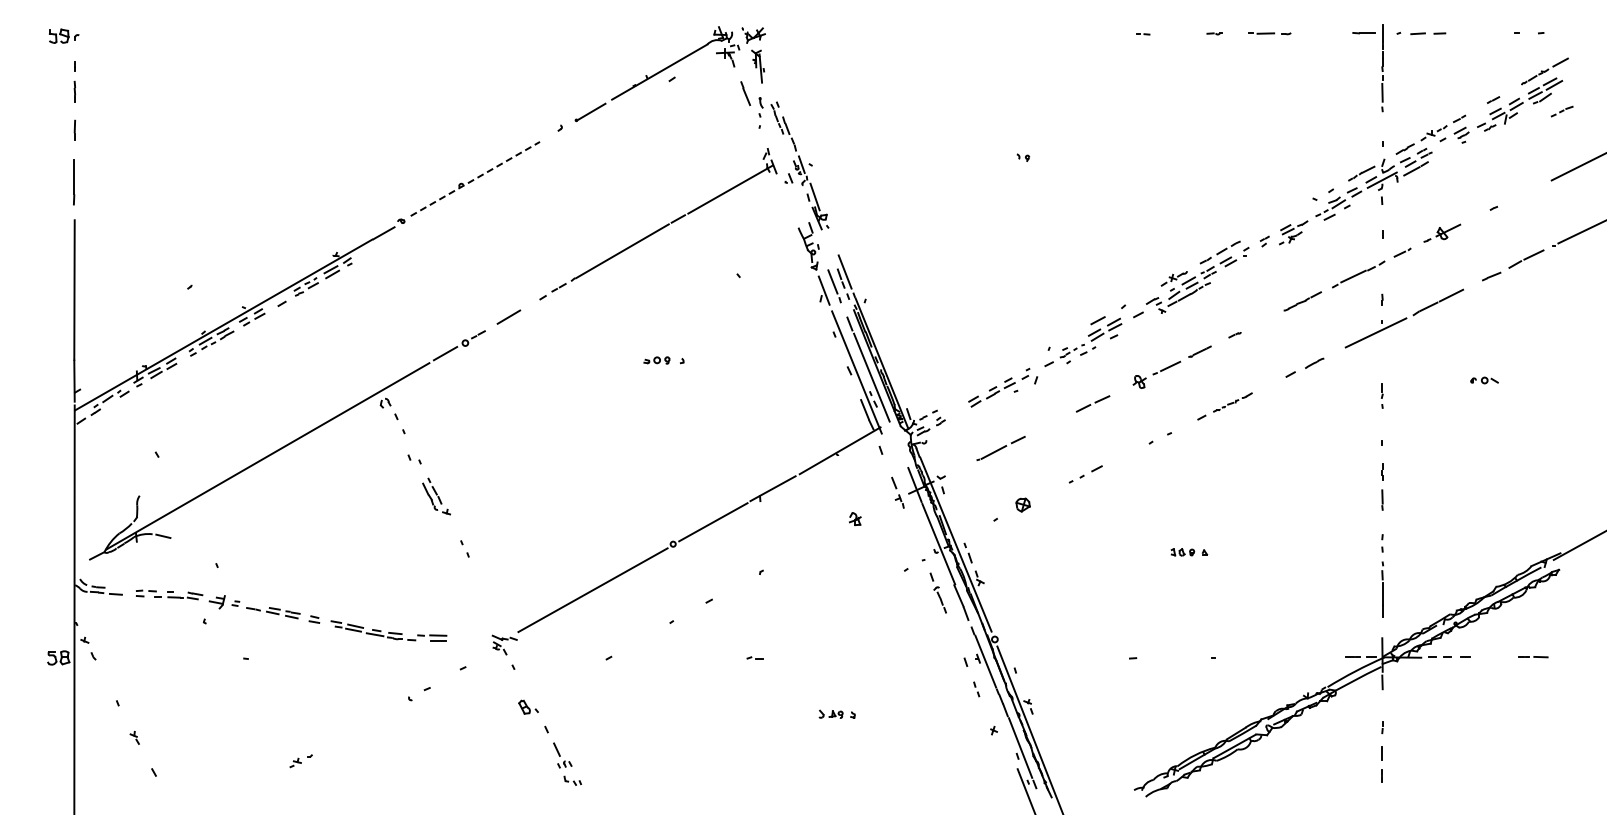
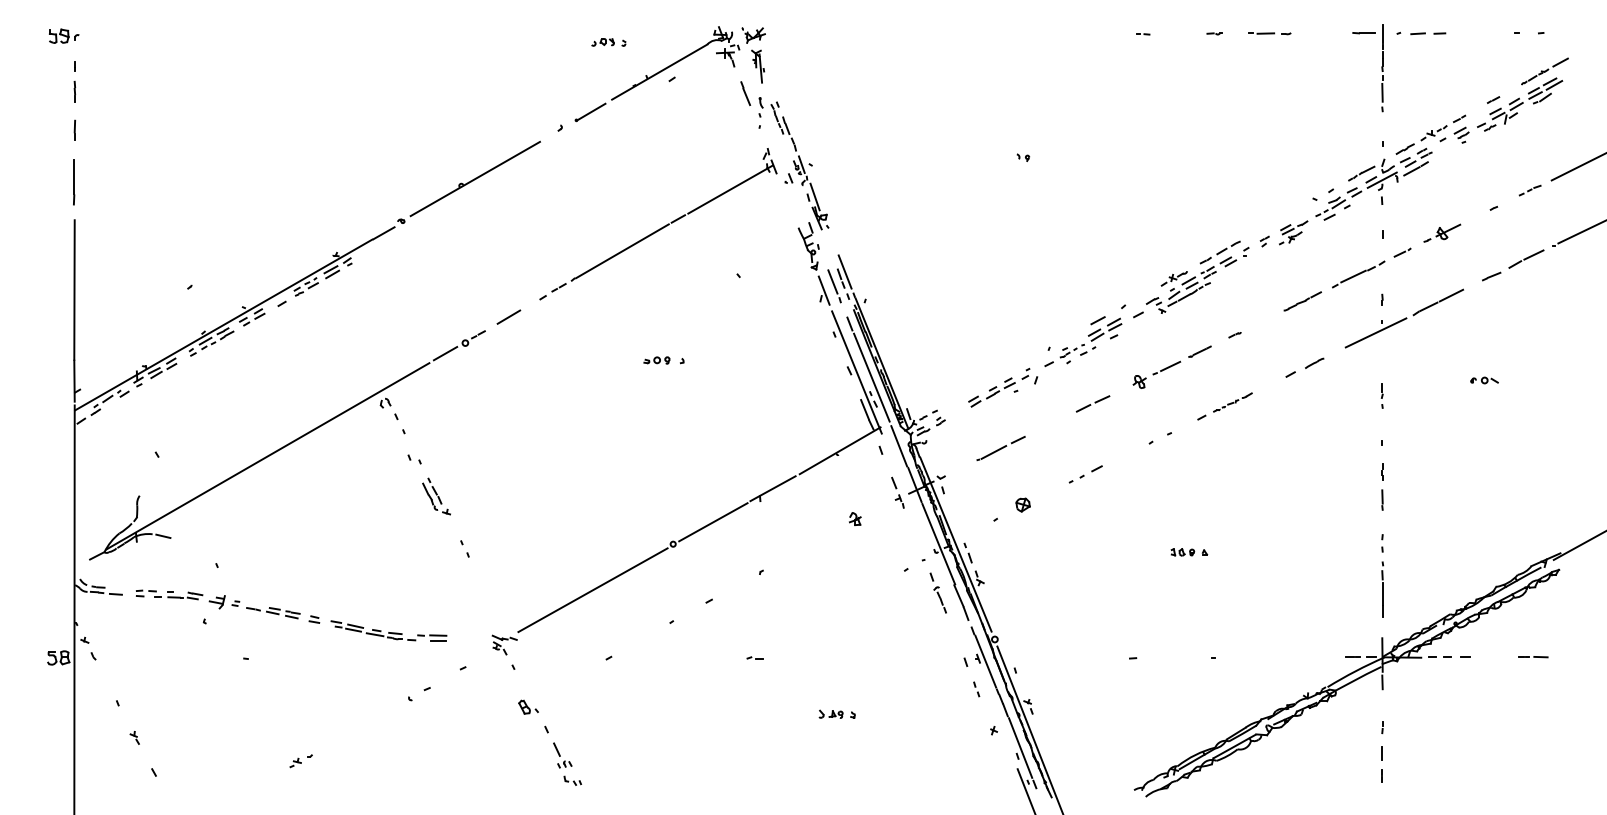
part: none -> present (608, 42)
part position: (1561, 111) -> (1529, 190) (1529, 190)
line: dashed -> solid (475, 179)
line: none -> present (899, 446)
